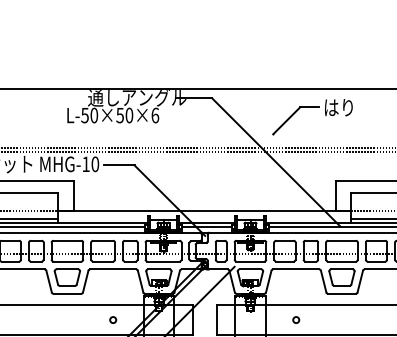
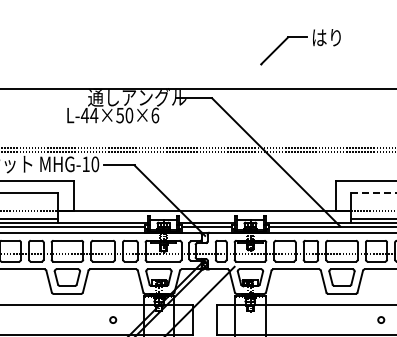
part position: (312, 107) -> (300, 37) (300, 37)
text: L-50×50×6 -> L-44×50×6 (89, 115)
line: solid -> dashed (373, 192)
circle position: (296, 319) -> (381, 319) (381, 319)
